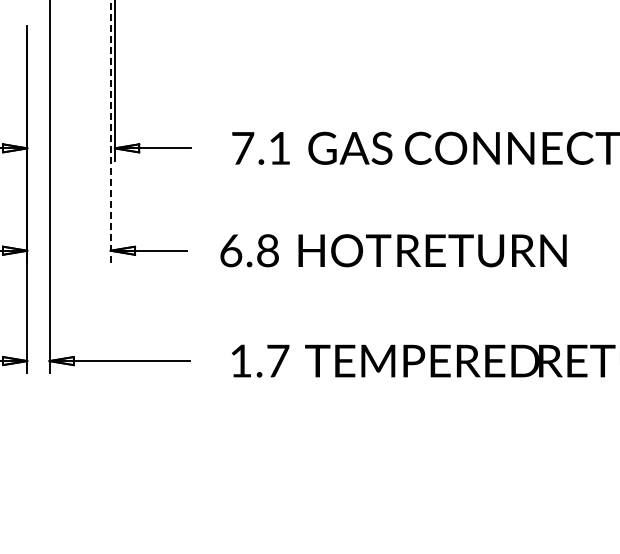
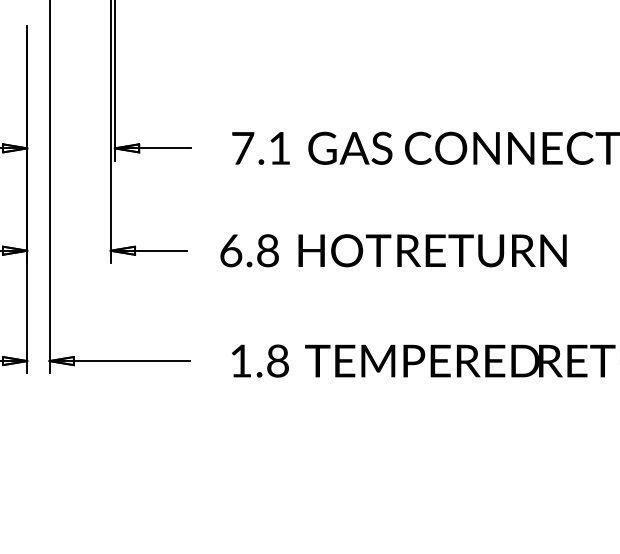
line: dashed -> solid (110, 132)
text: 1.7 -> 1.8 (278, 360)
